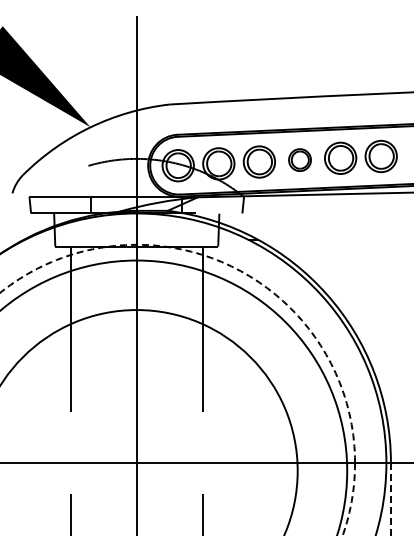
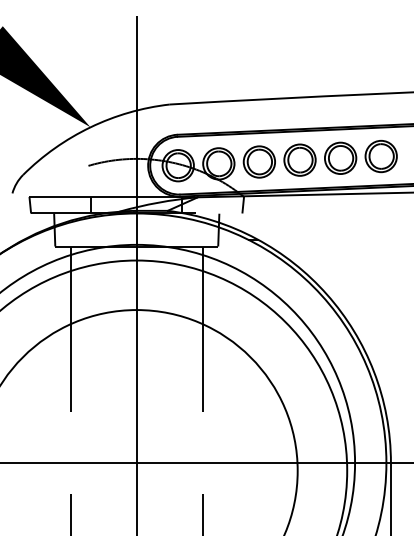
part size: 24x24 px -> 34x34 px (299, 159)
circle: dashed -> solid (177, 389)
line: dashed -> solid (390, 499)
